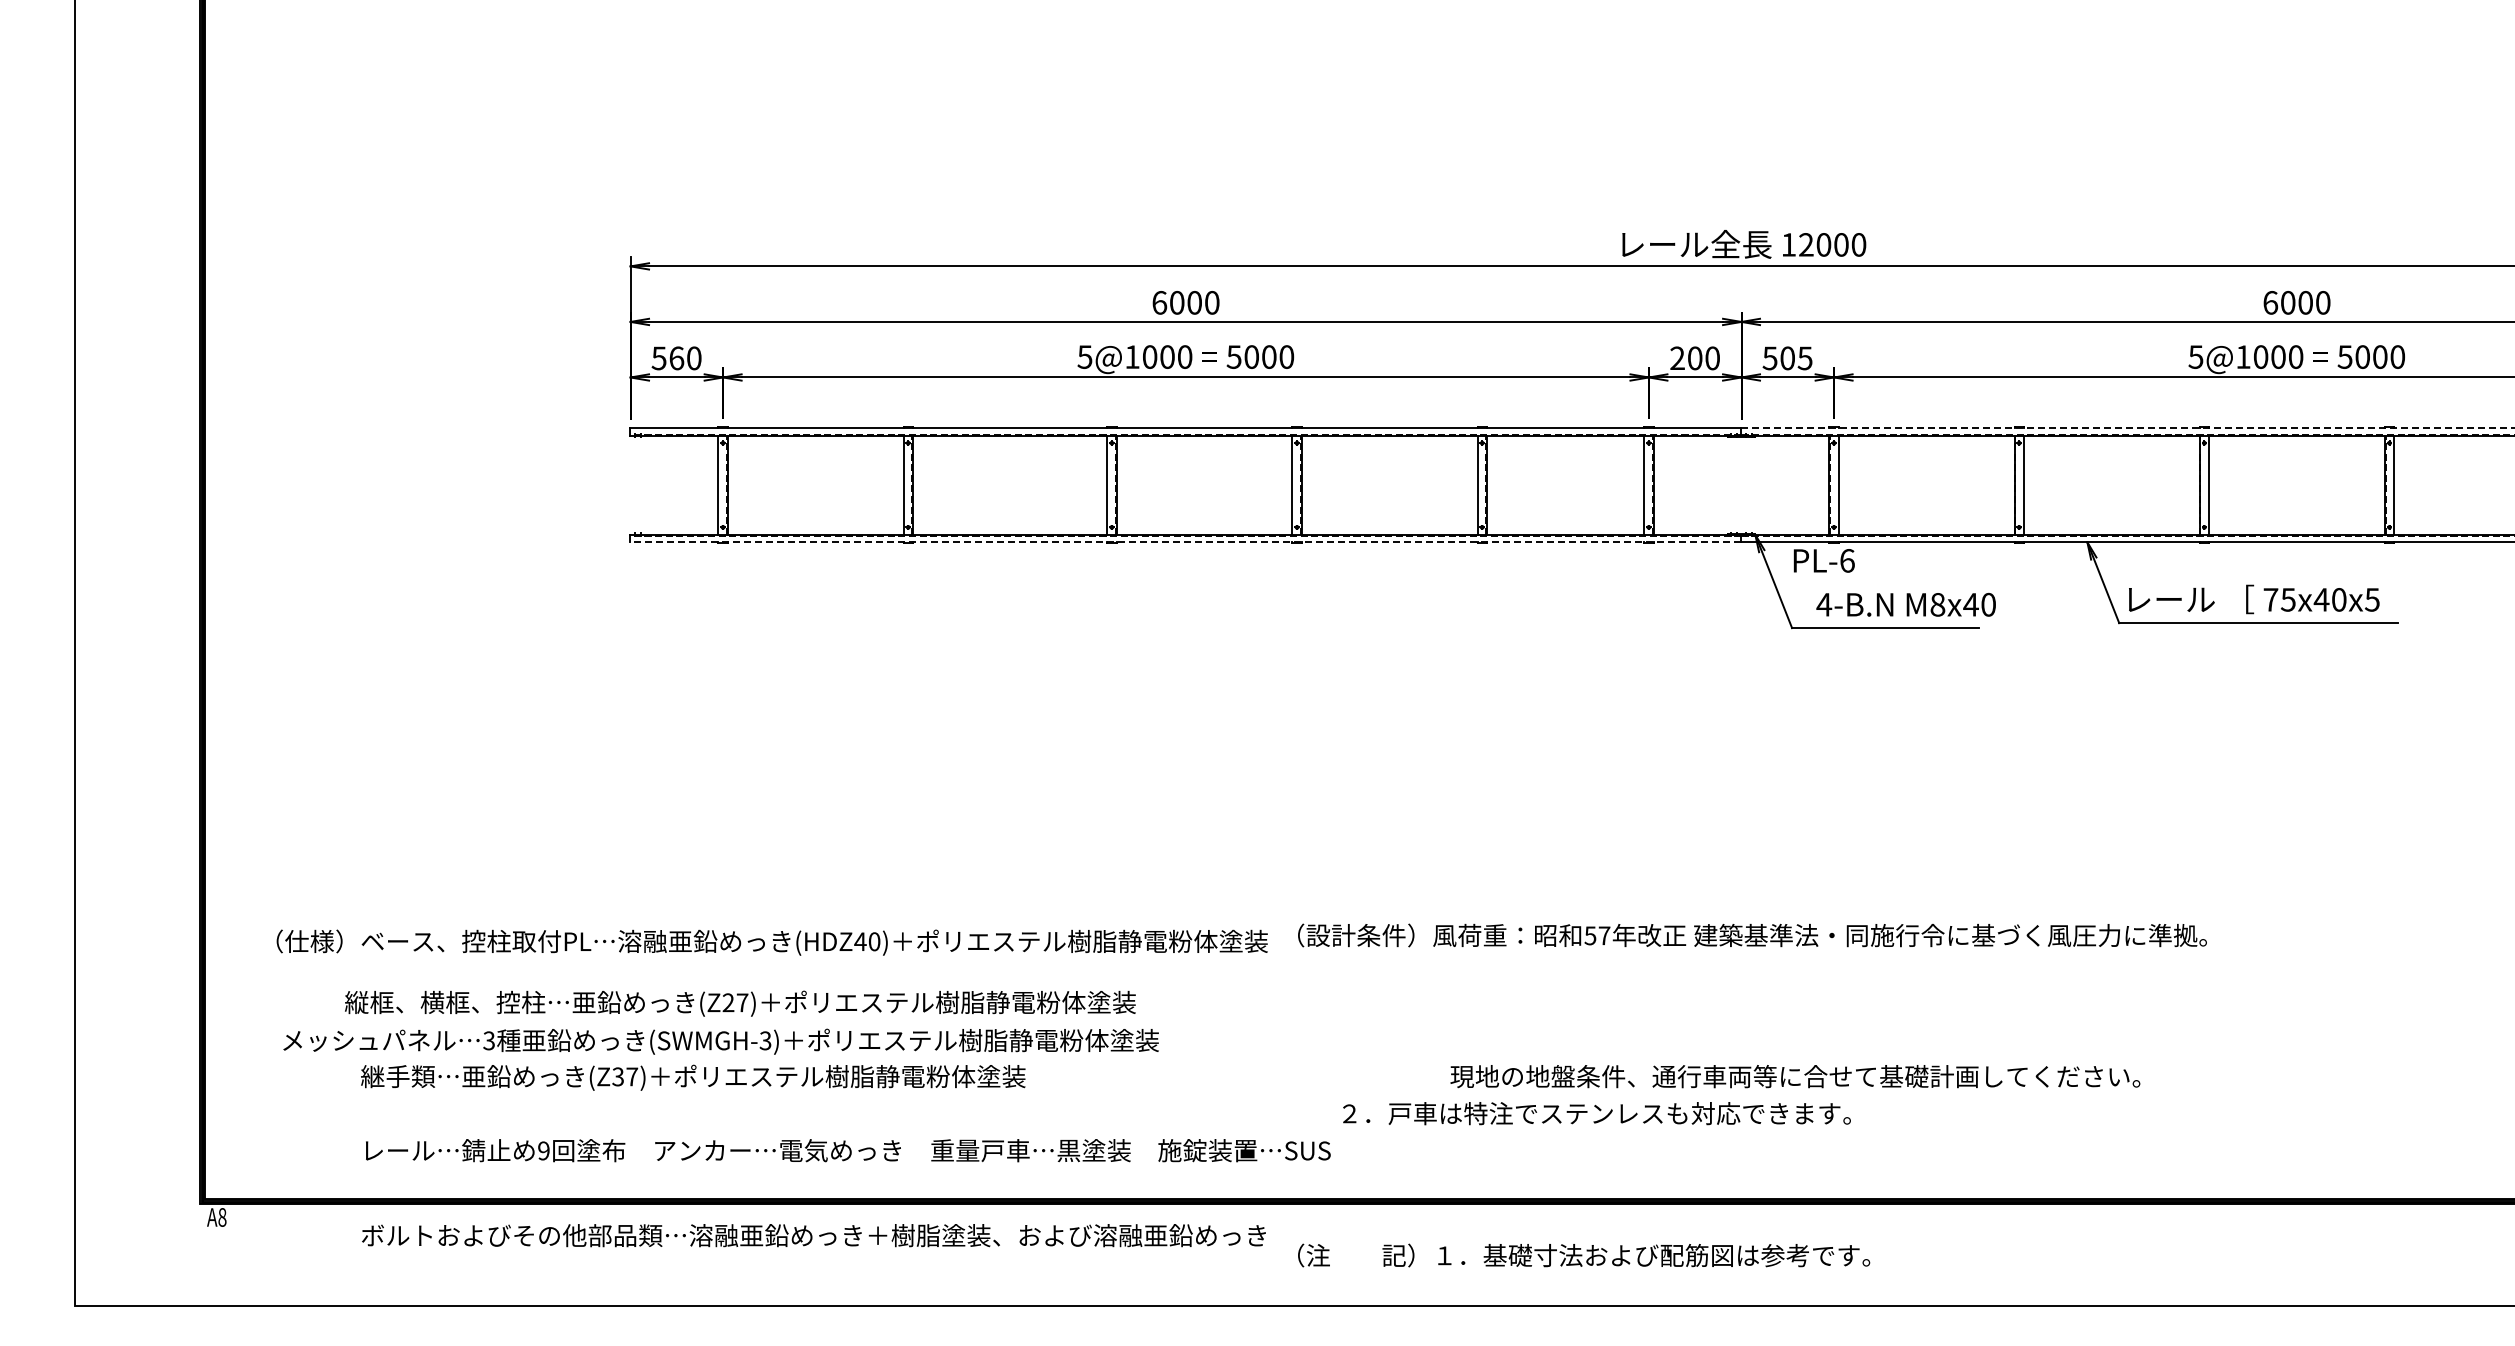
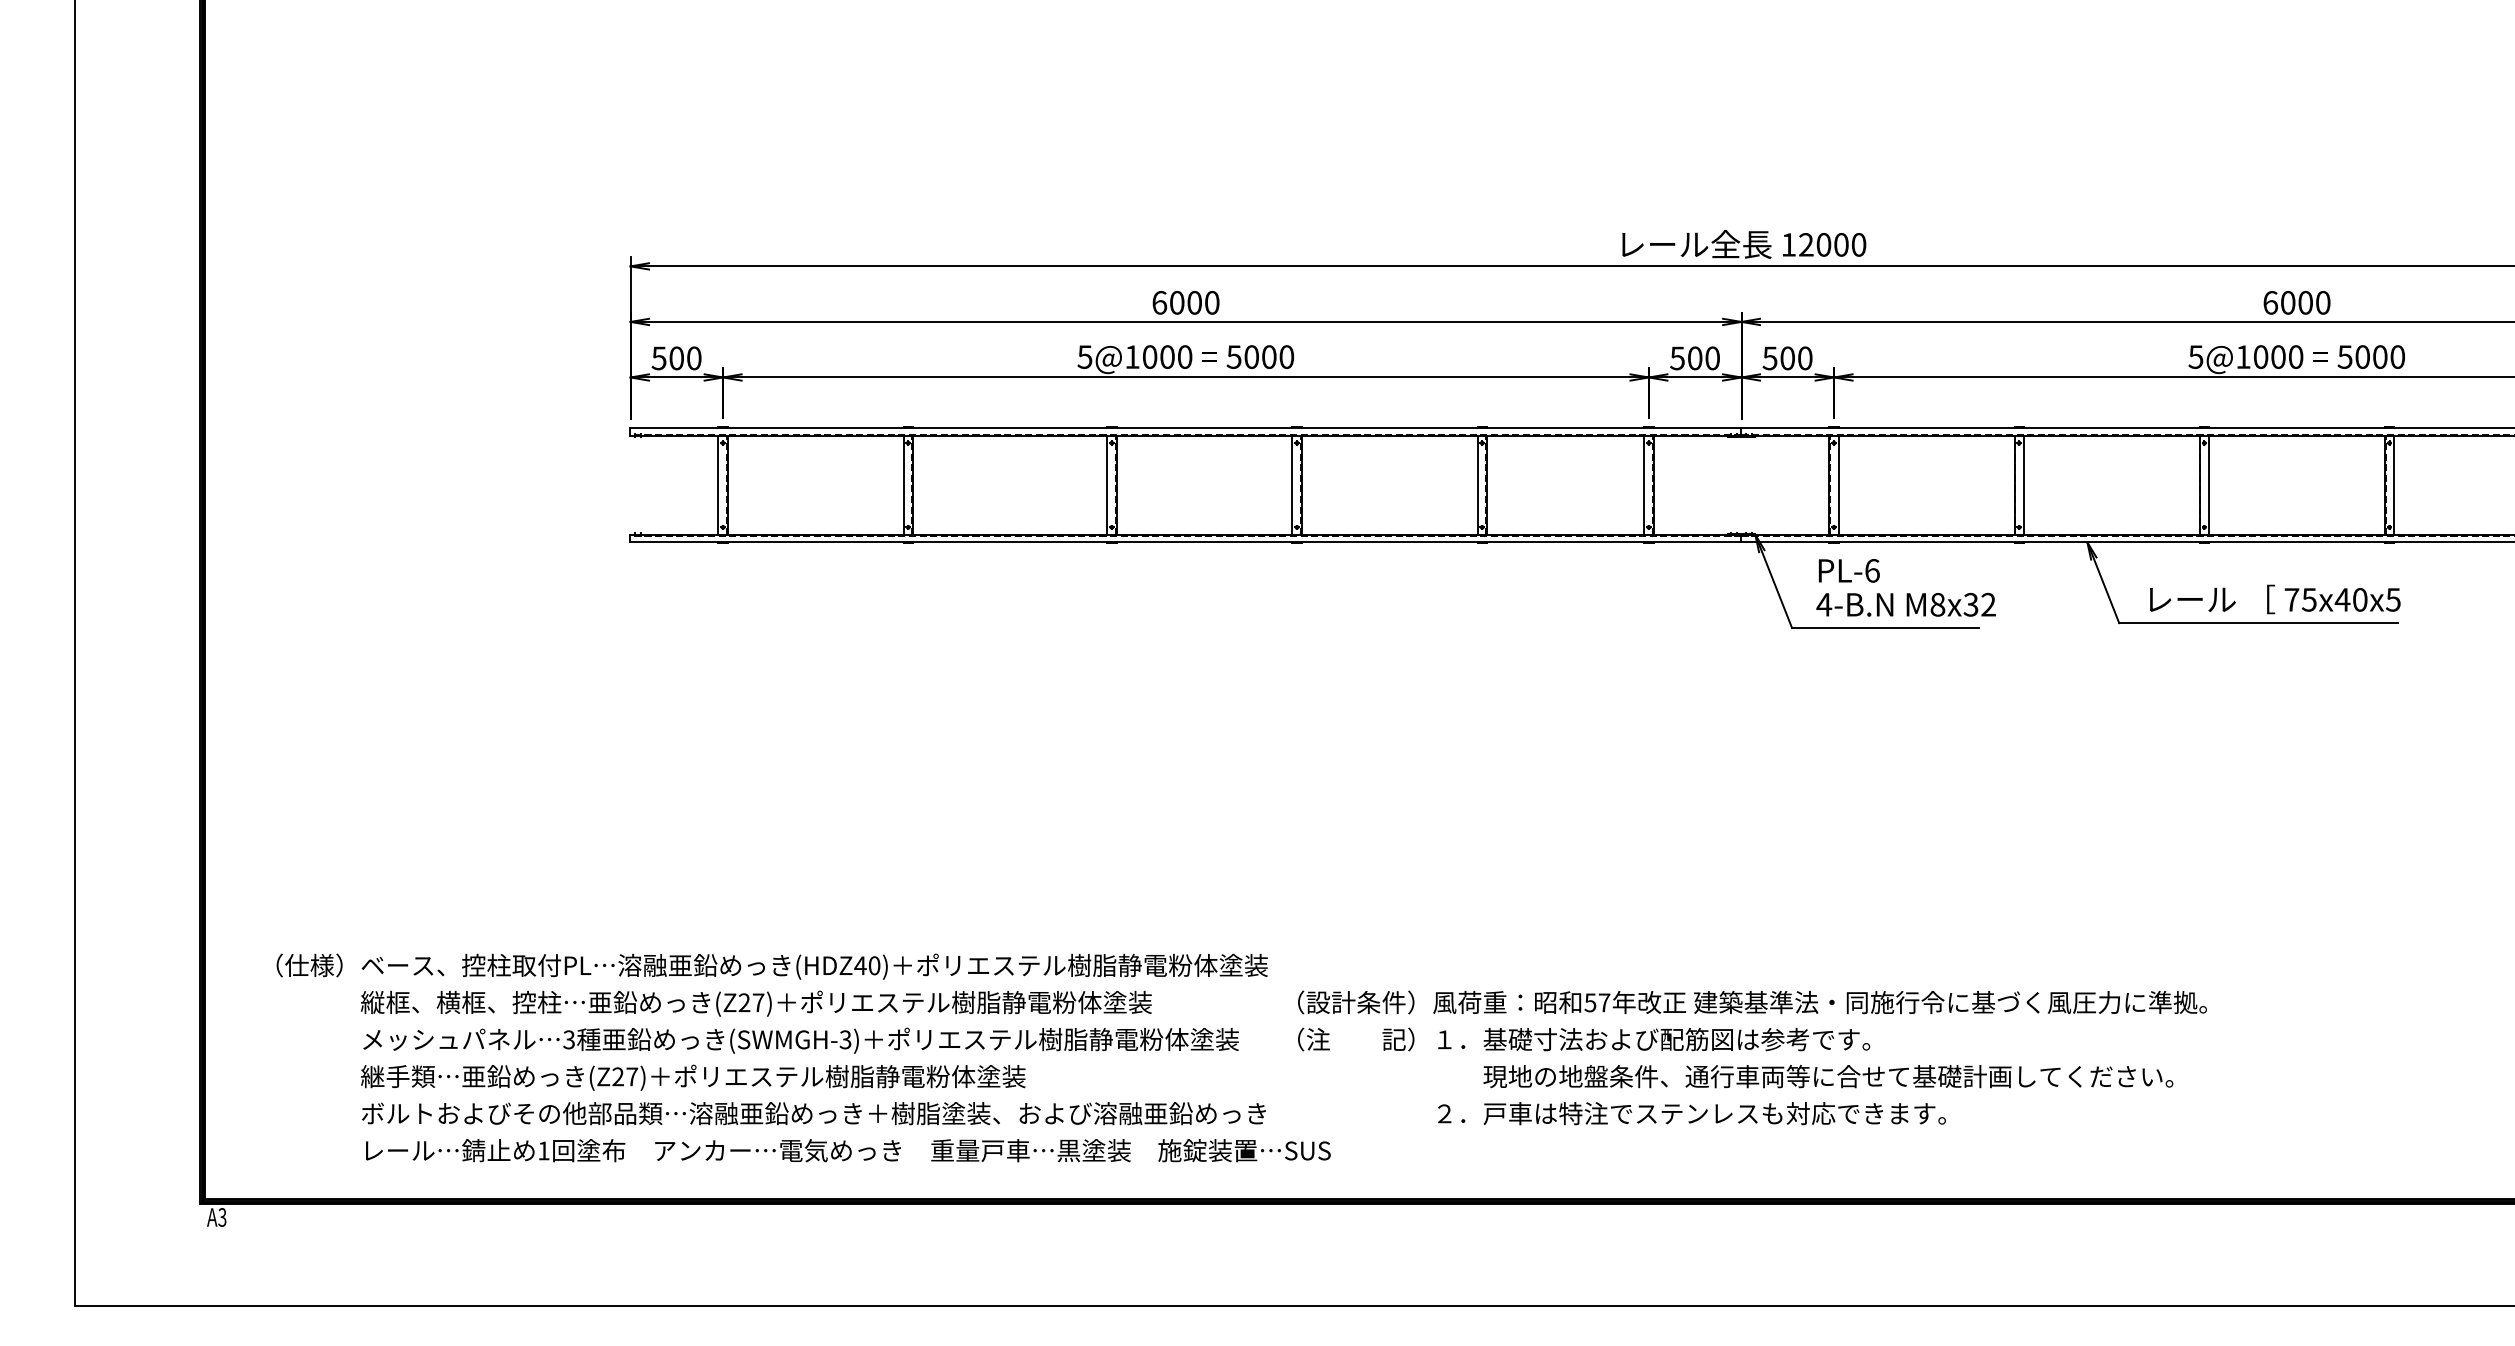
text: 560 -> 500 (676, 358)
text: 200 -> 500 (1677, 358)
text: 505 -> 500 (1804, 358)
line: dashed -> solid (2128, 428)
line: dashed -> solid (1185, 542)
text position: (1823, 560) -> (1848, 570) (1848, 570)
text position: (2254, 599) -> (2275, 599) (2275, 599)
text: M8x40 -> M8x32 (1979, 604)
text position: (1752, 935) -> (1752, 1002) (1752, 1002)
text position: (771, 942) -> (771, 966) (771, 966)
text position: (740, 1003) -> (756, 1003) (756, 1003)
text position: (720, 1041) -> (800, 1040) (800, 1040)
text: (Z37) -> (Z27) (617, 1076)
text position: (1795, 1076) -> (1828, 1076) (1828, 1076)
text position: (1596, 1113) -> (1691, 1113) (1691, 1113)
text: 9 -> 1 (543, 1150)
text: A8 -> A3 (222, 1217)
text position: (813, 1235) -> (813, 1113) (813, 1113)
text position: (1584, 1255) -> (1584, 1039) (1584, 1039)
